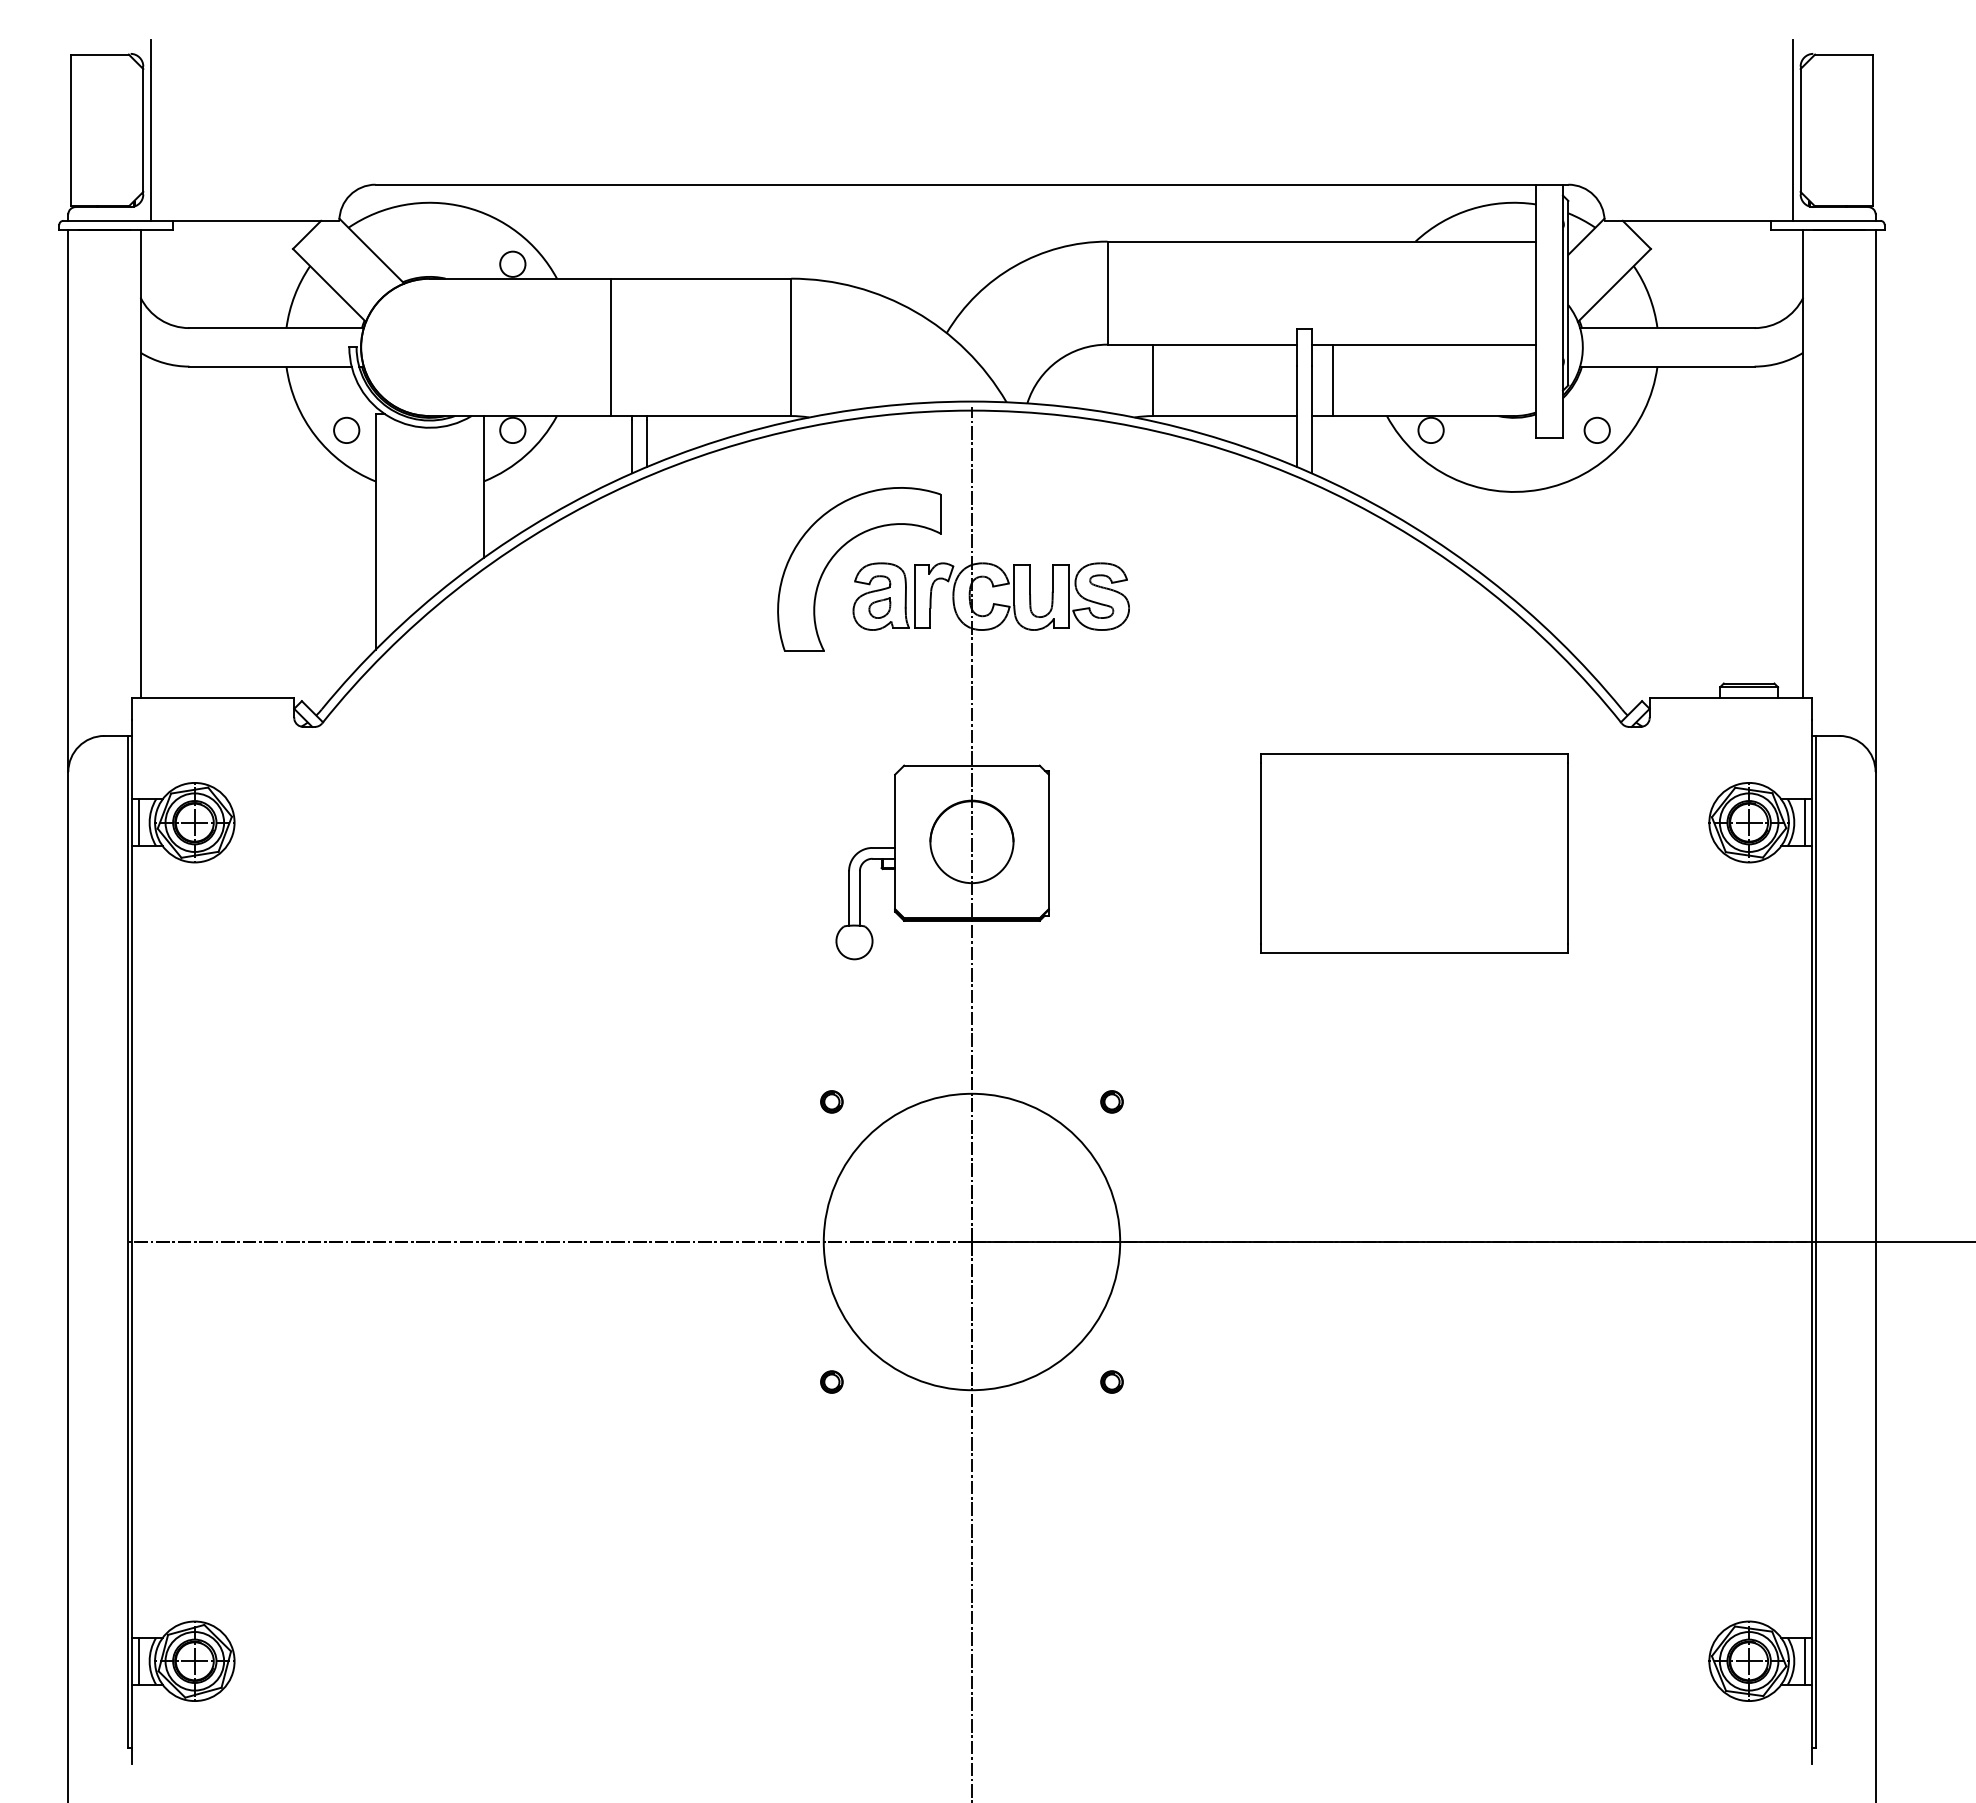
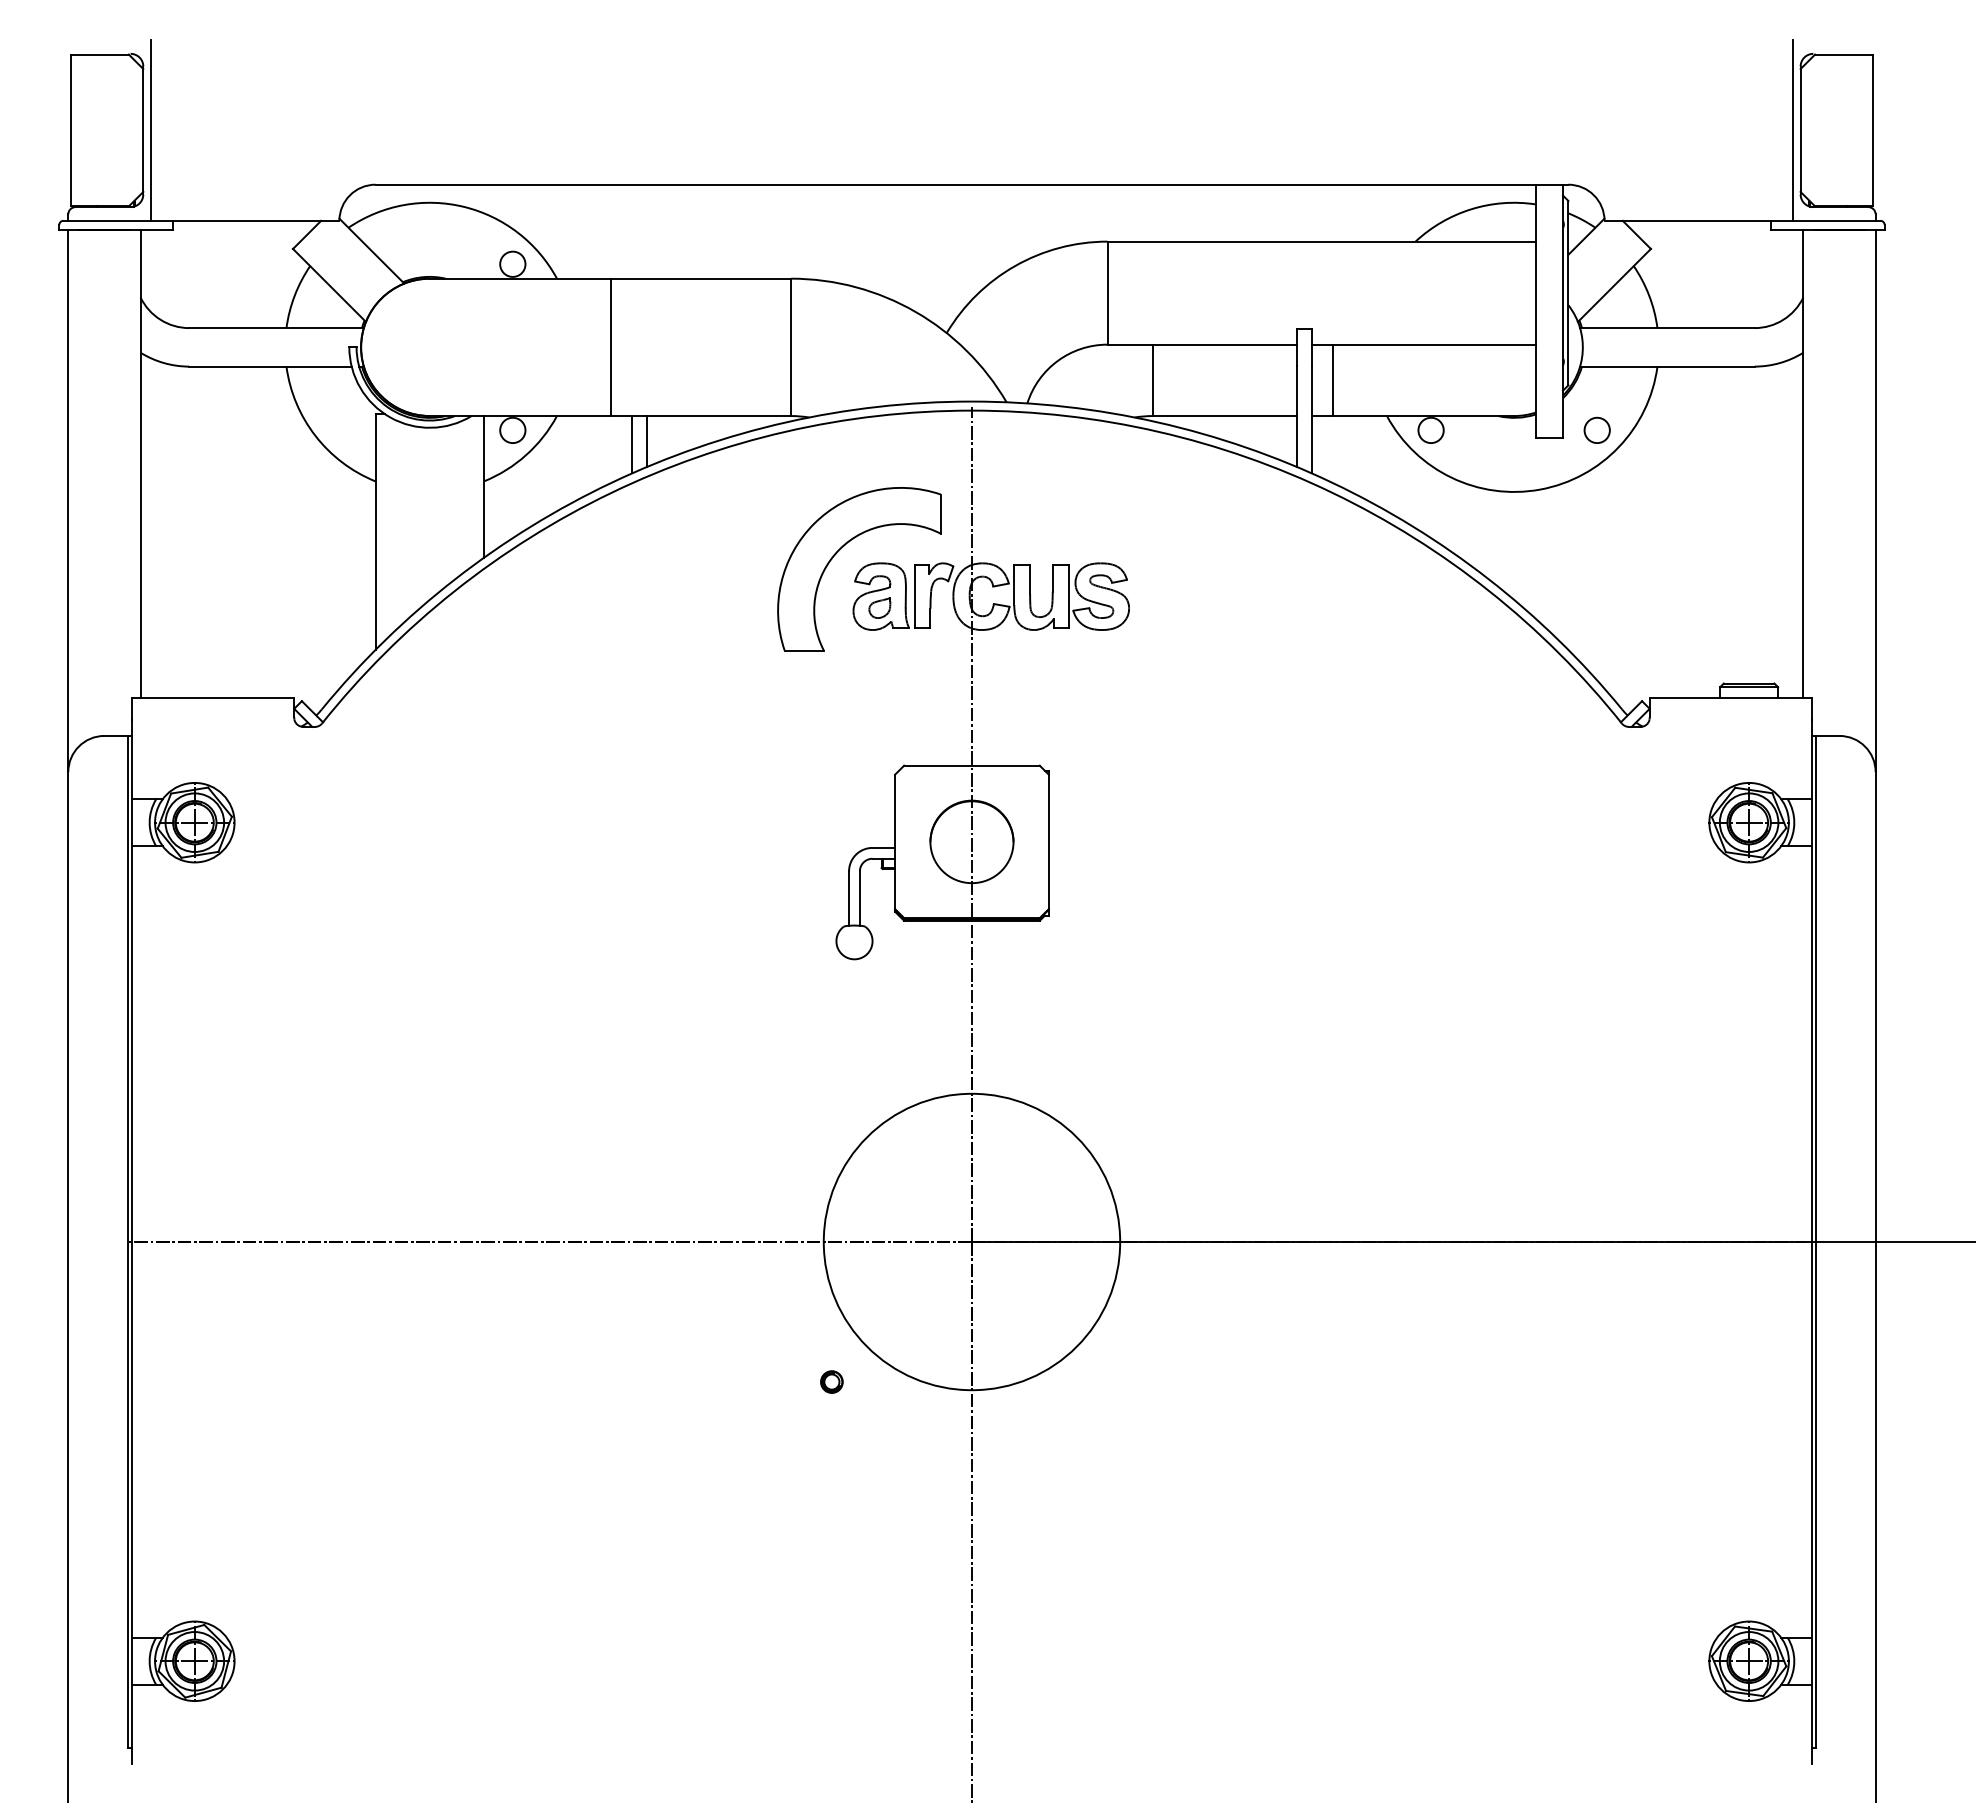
circle: present -> none (346, 429)
line: present -> none (138, 822)
line: present -> none (1805, 822)
part: present -> none (1414, 853)
part: present -> none (831, 1101)
part: present -> none (1111, 1101)
part: present -> none (1111, 1381)
line: present -> none (138, 1660)
line: present -> none (1805, 1660)
